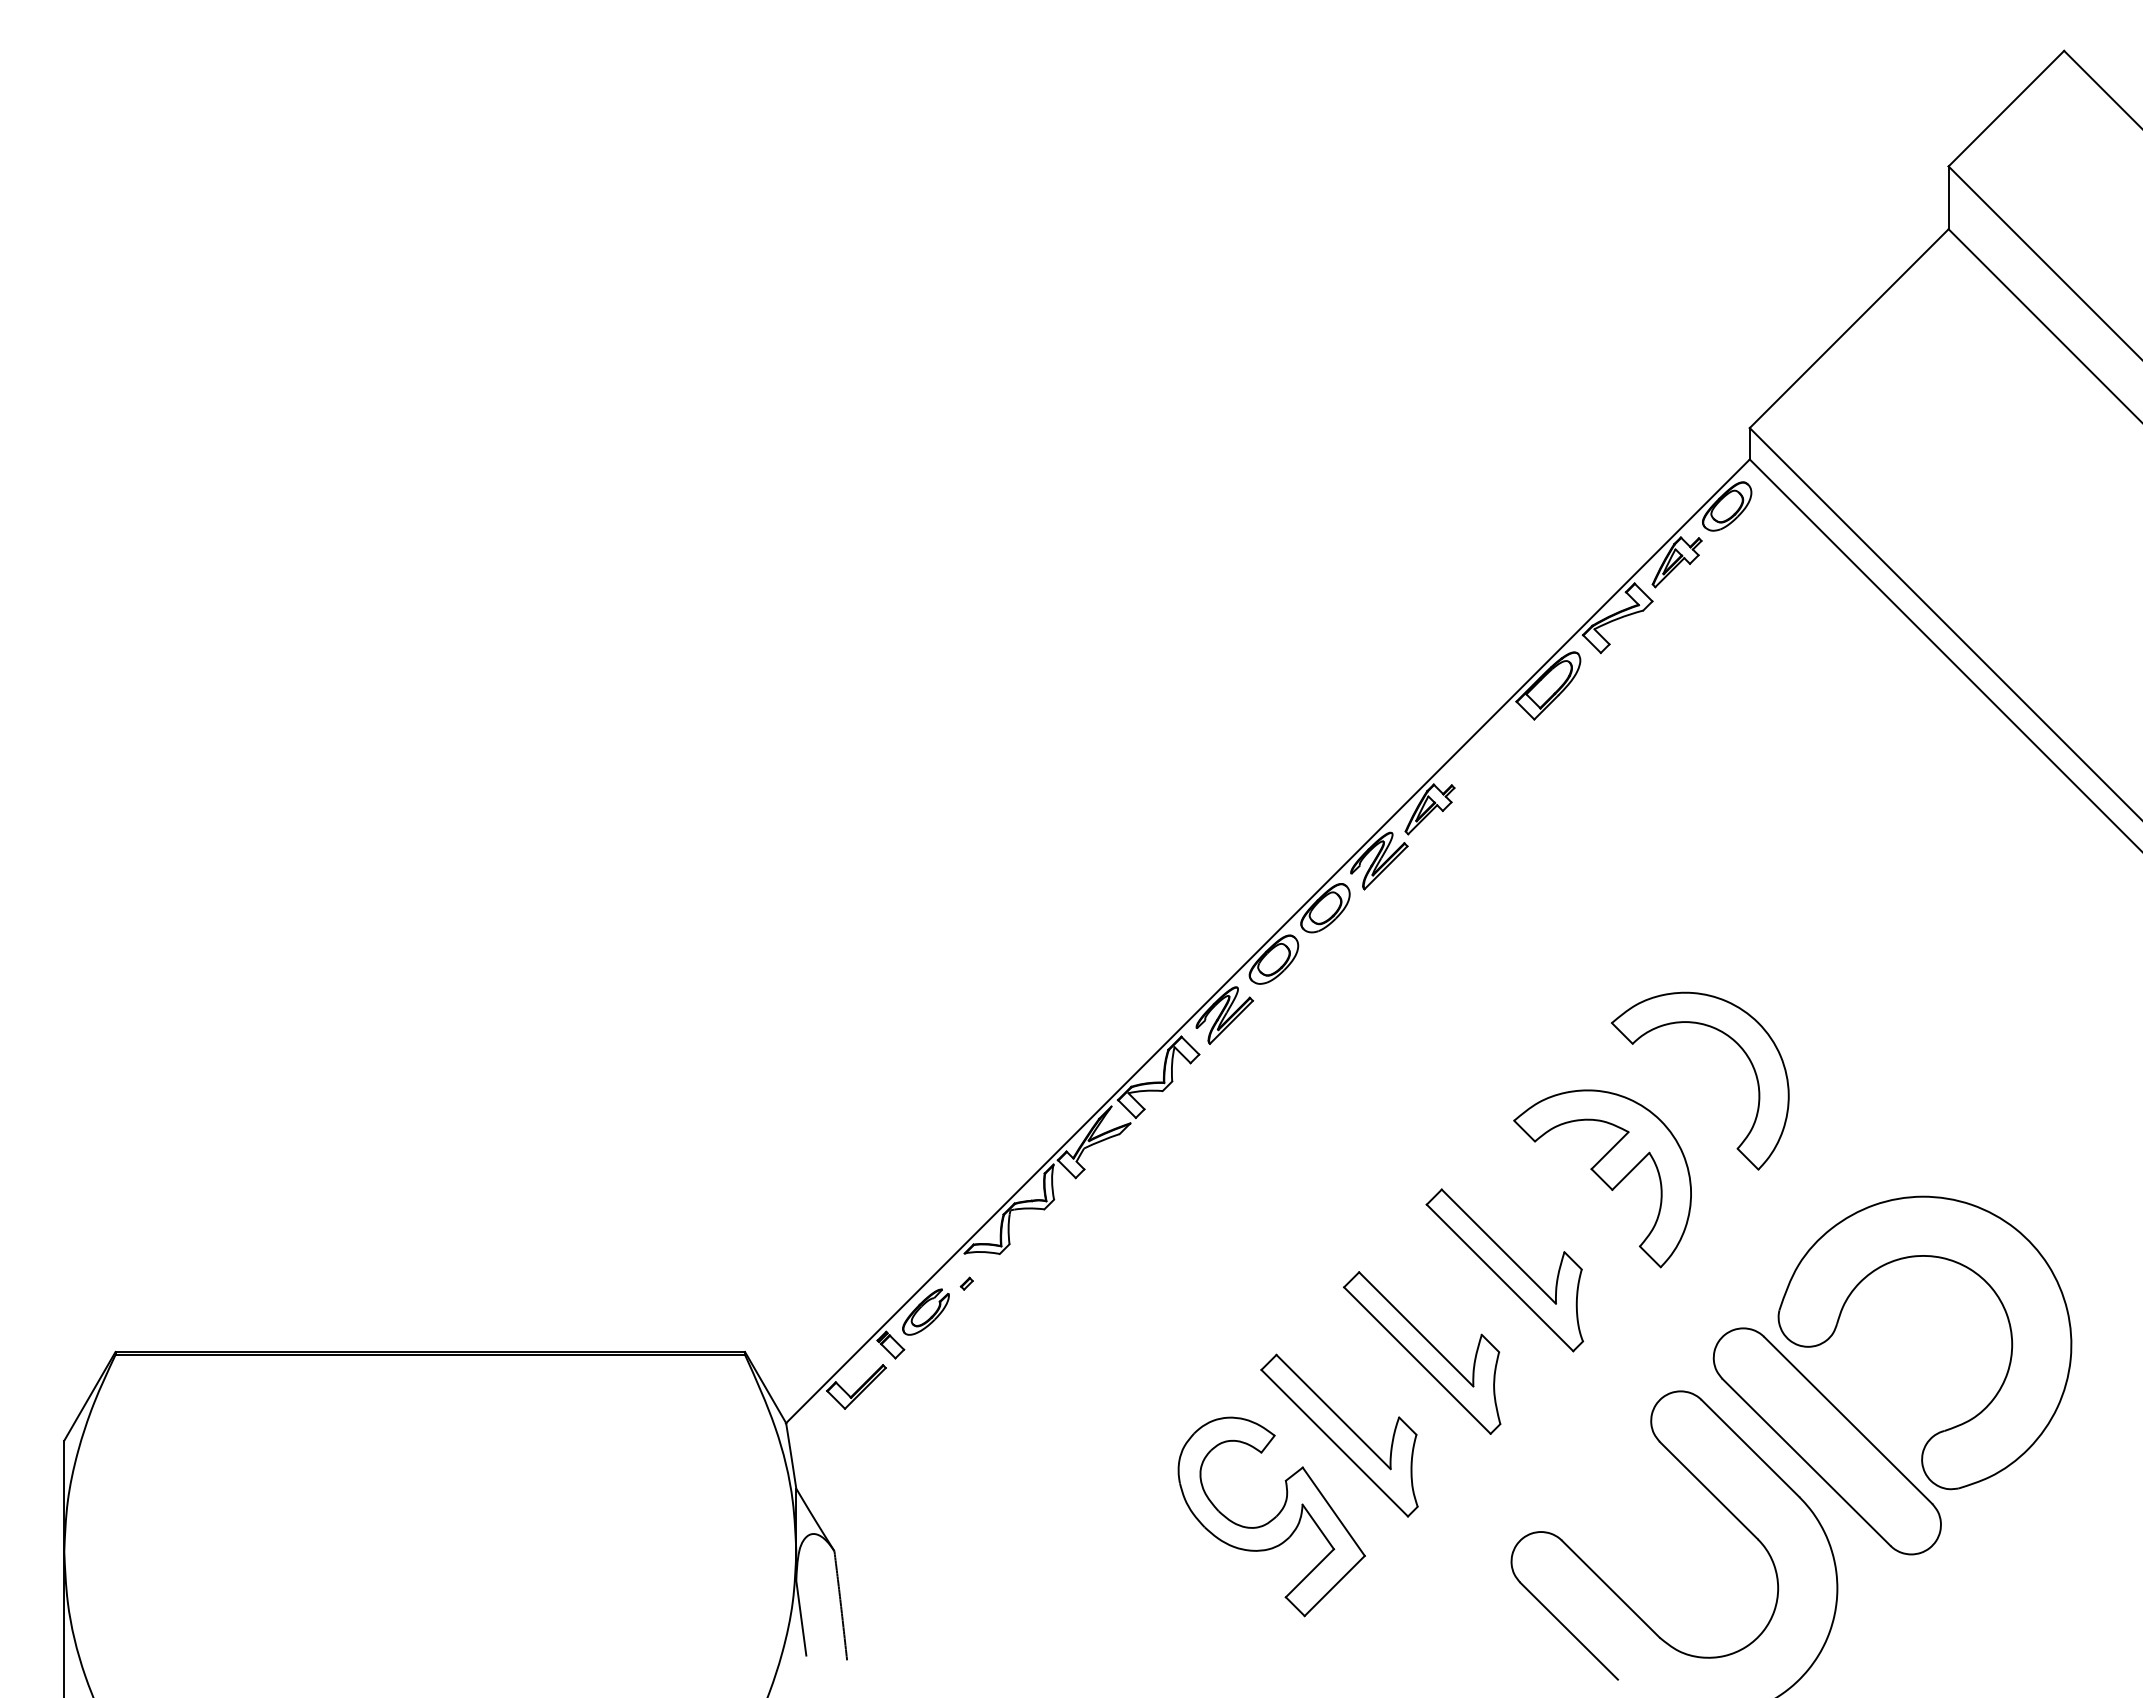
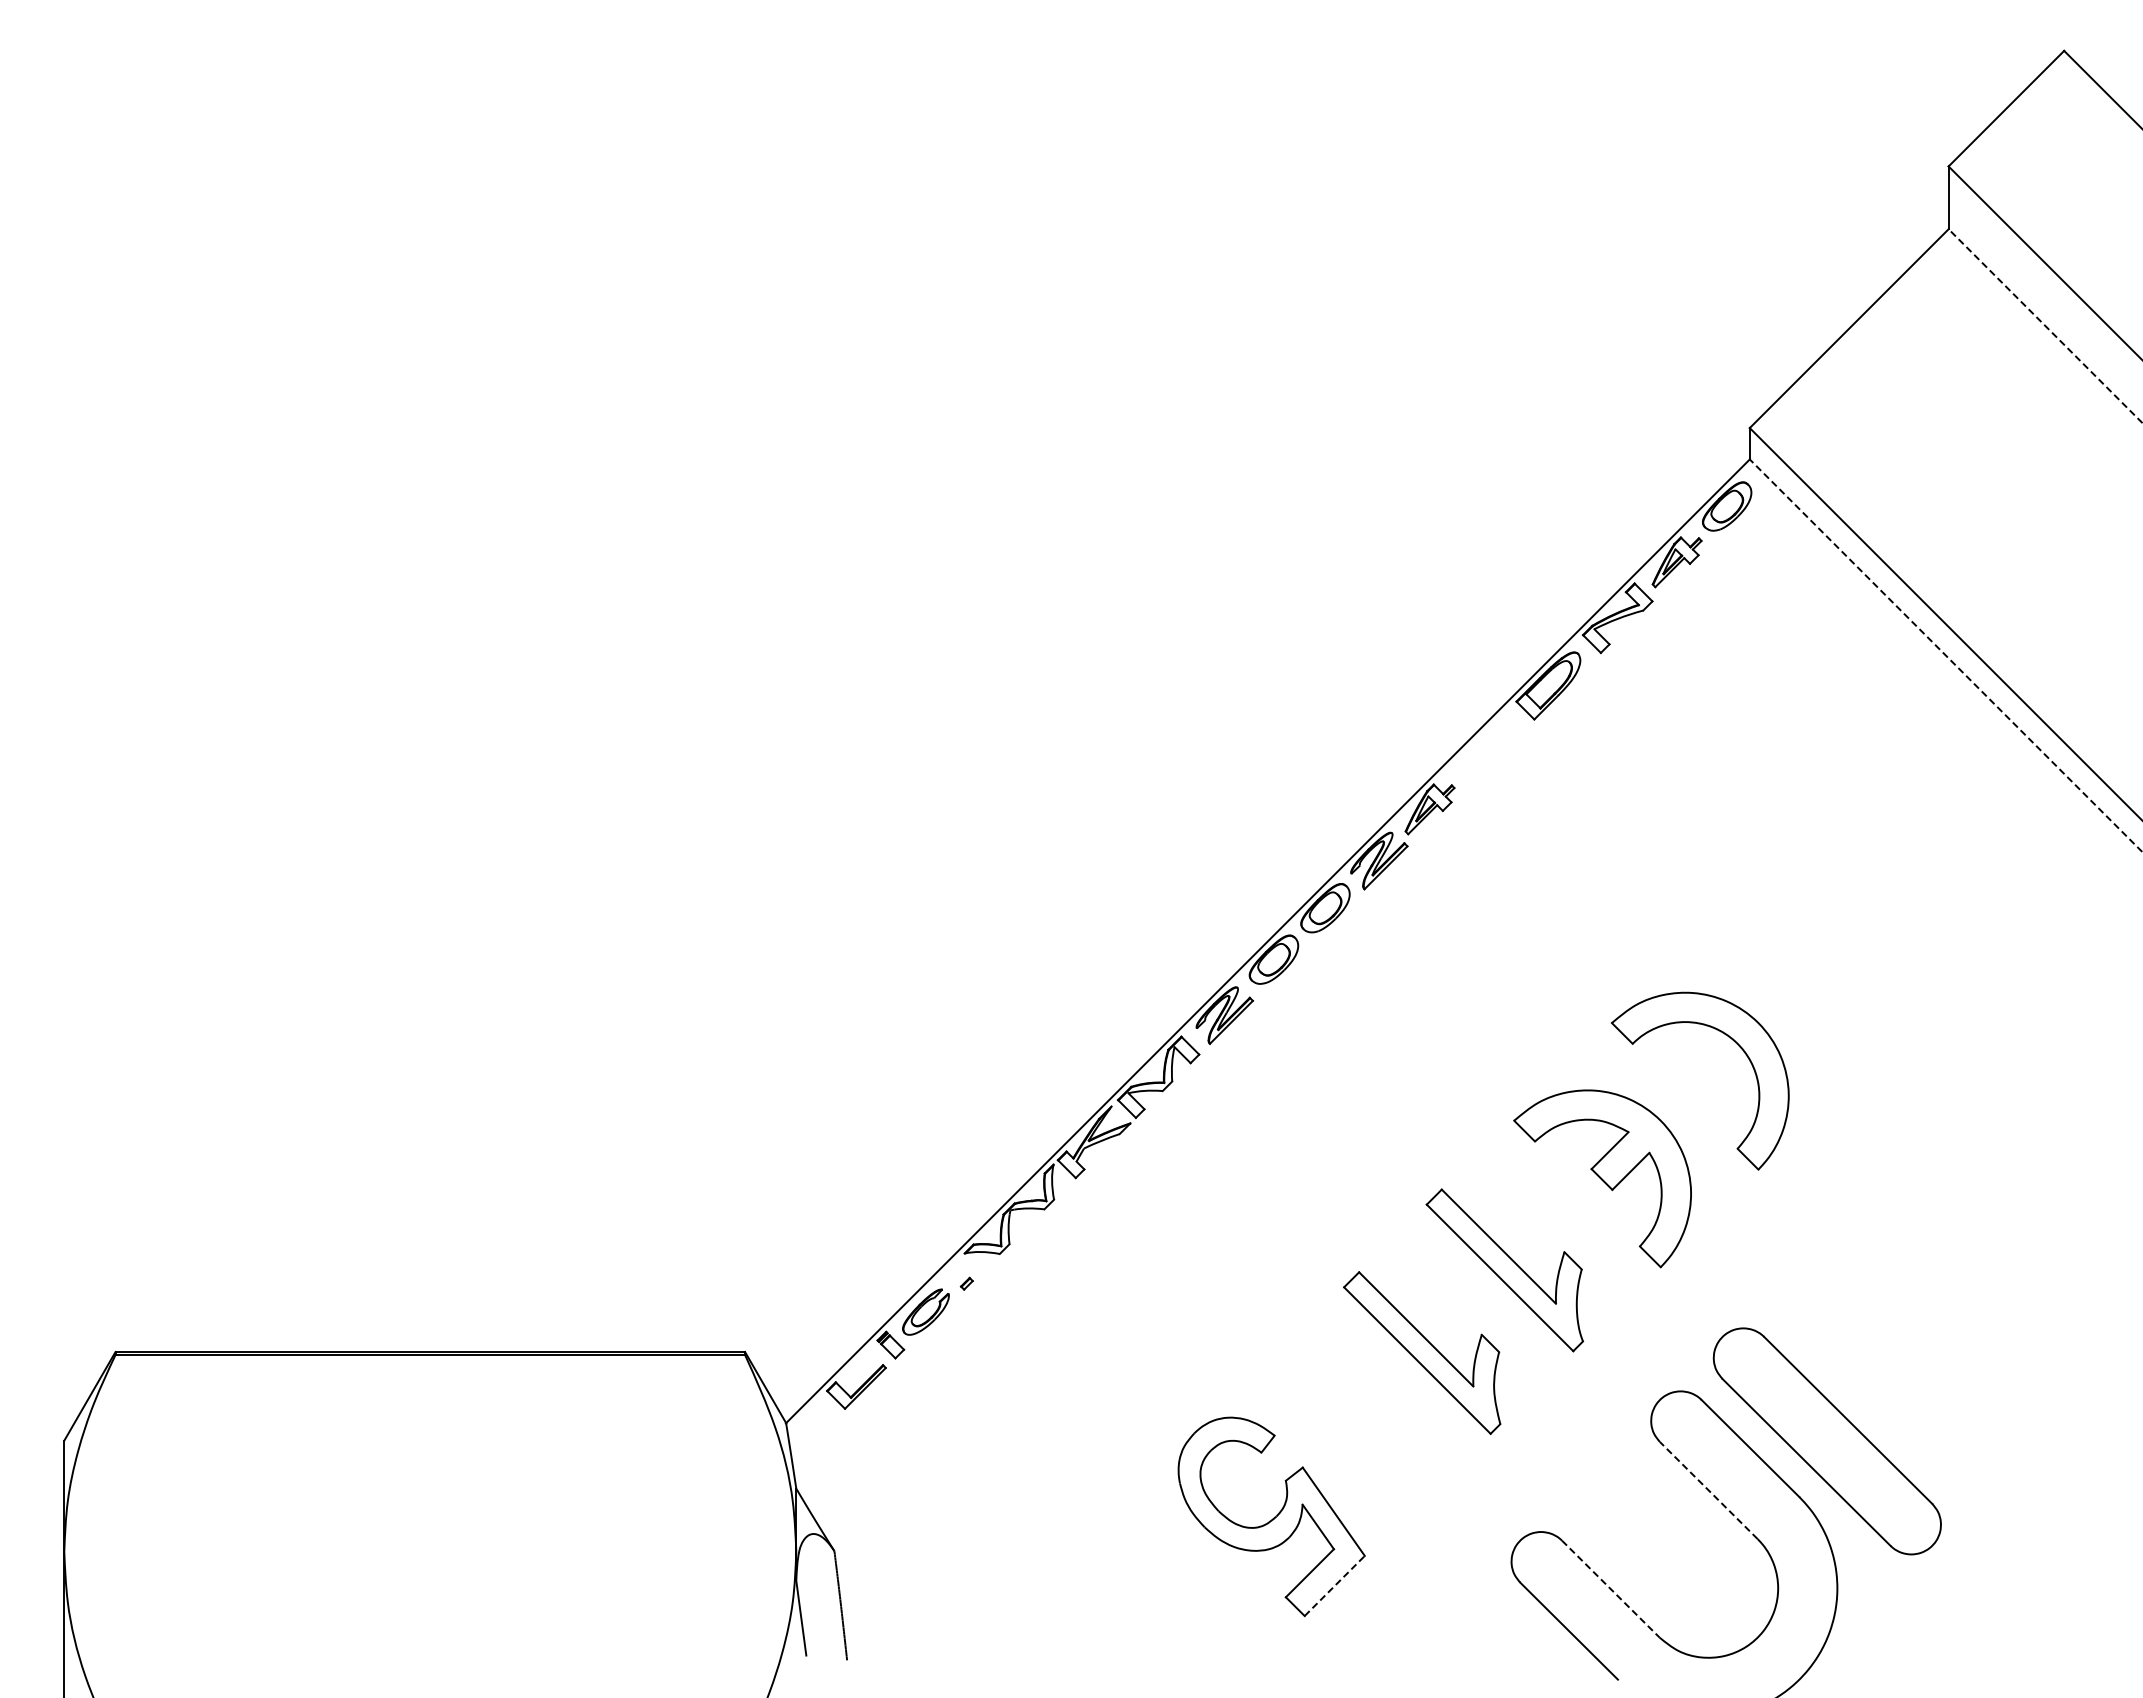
line: solid -> dashed (2045, 326)
line: solid -> dashed (1946, 655)
part: present -> none (1962, 1266)
part: present -> none (1339, 1435)
line: solid -> dashed (1708, 1490)
line: solid -> dashed (1335, 1585)
line: solid -> dashed (1610, 1589)
